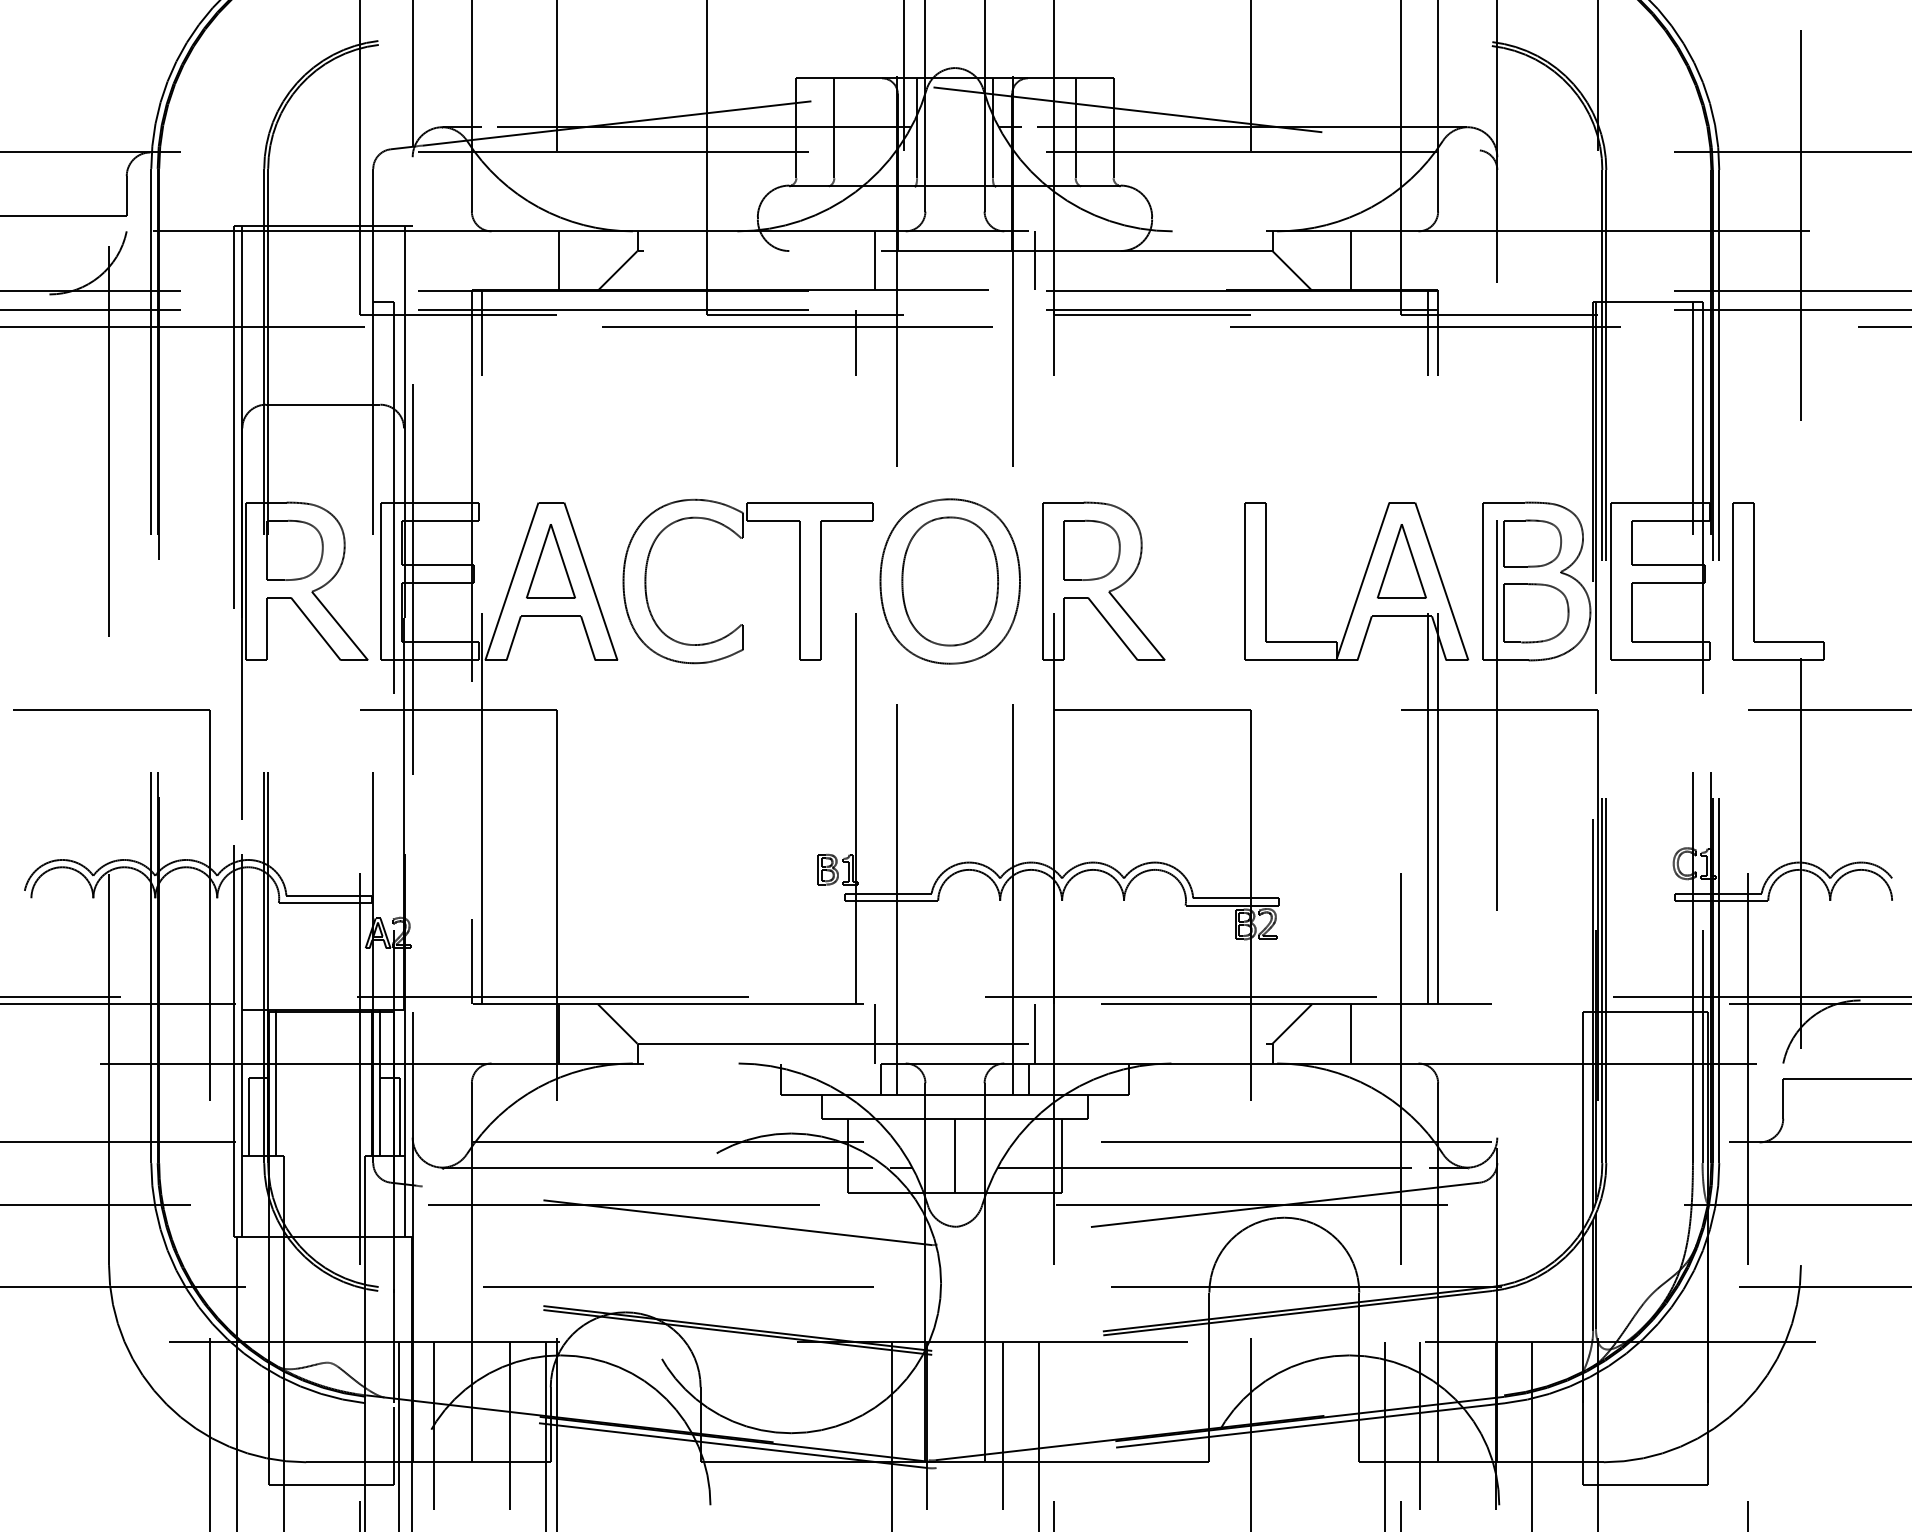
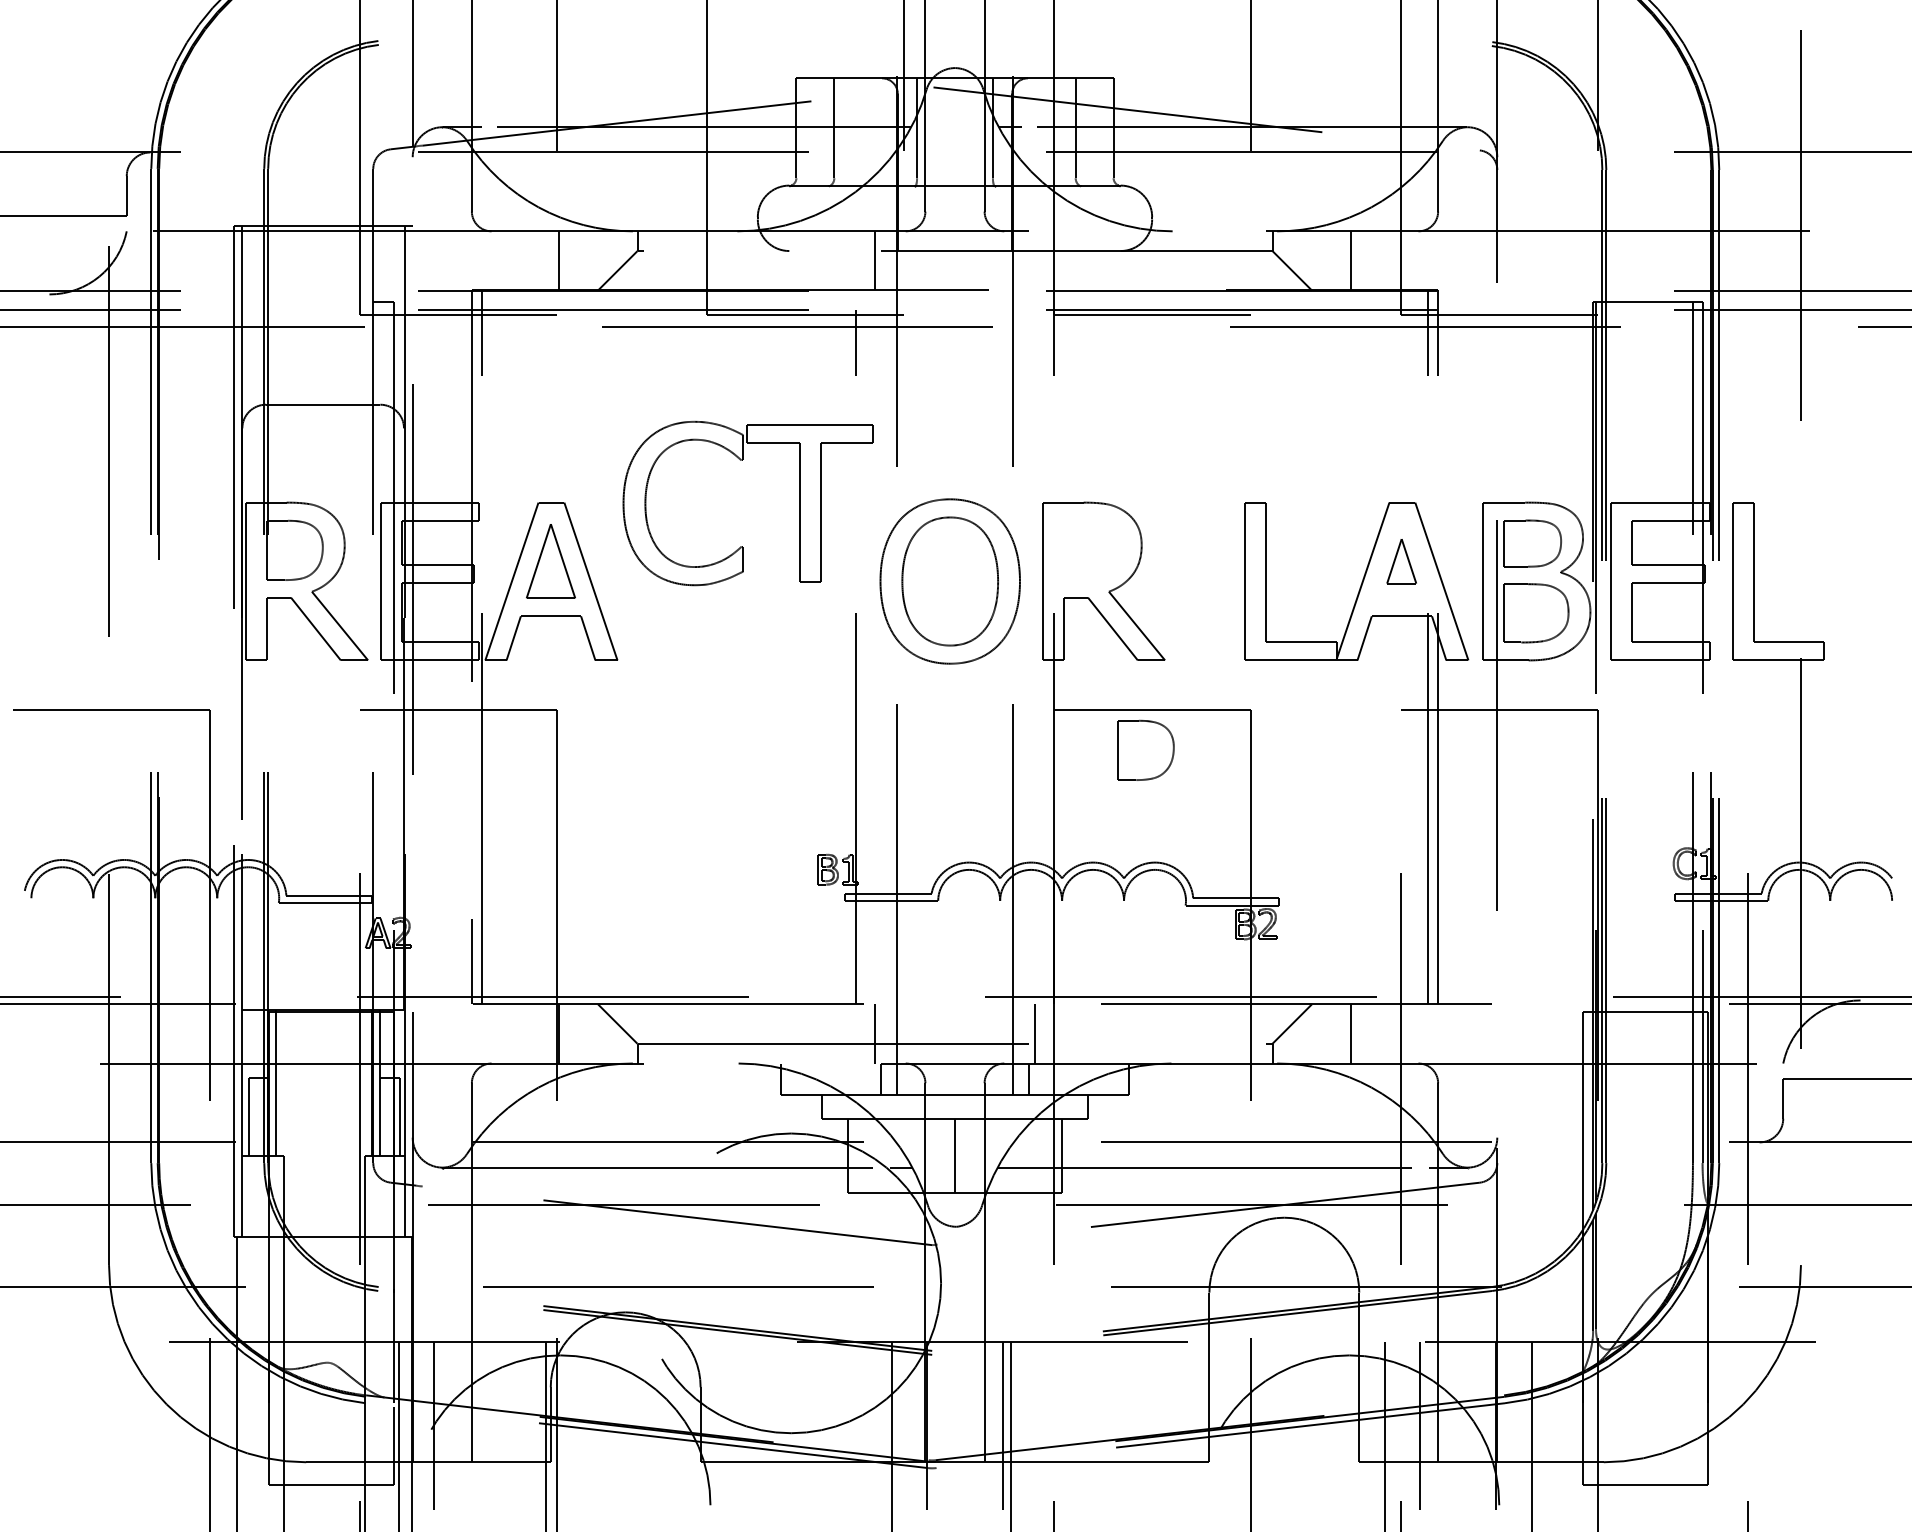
line: present -> none (1034, 260)
part position: (742, 538) -> (742, 460) (742, 460)
part position: (1091, 549) -> (1145, 749) (1145, 749)
part size: 51x75 px -> 31x46 px (1401, 561)
line: present -> none (1828, 709)
line: present -> none (510, 1425)
line position: (1038, 1434) -> (1010, 1434) (1010, 1434)
